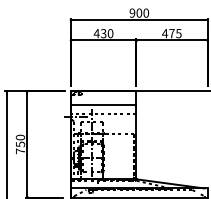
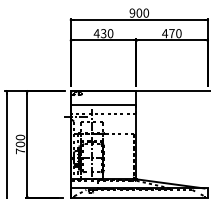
text: 475 -> 470 (178, 33)
text: 750 -> 700 (19, 144)
